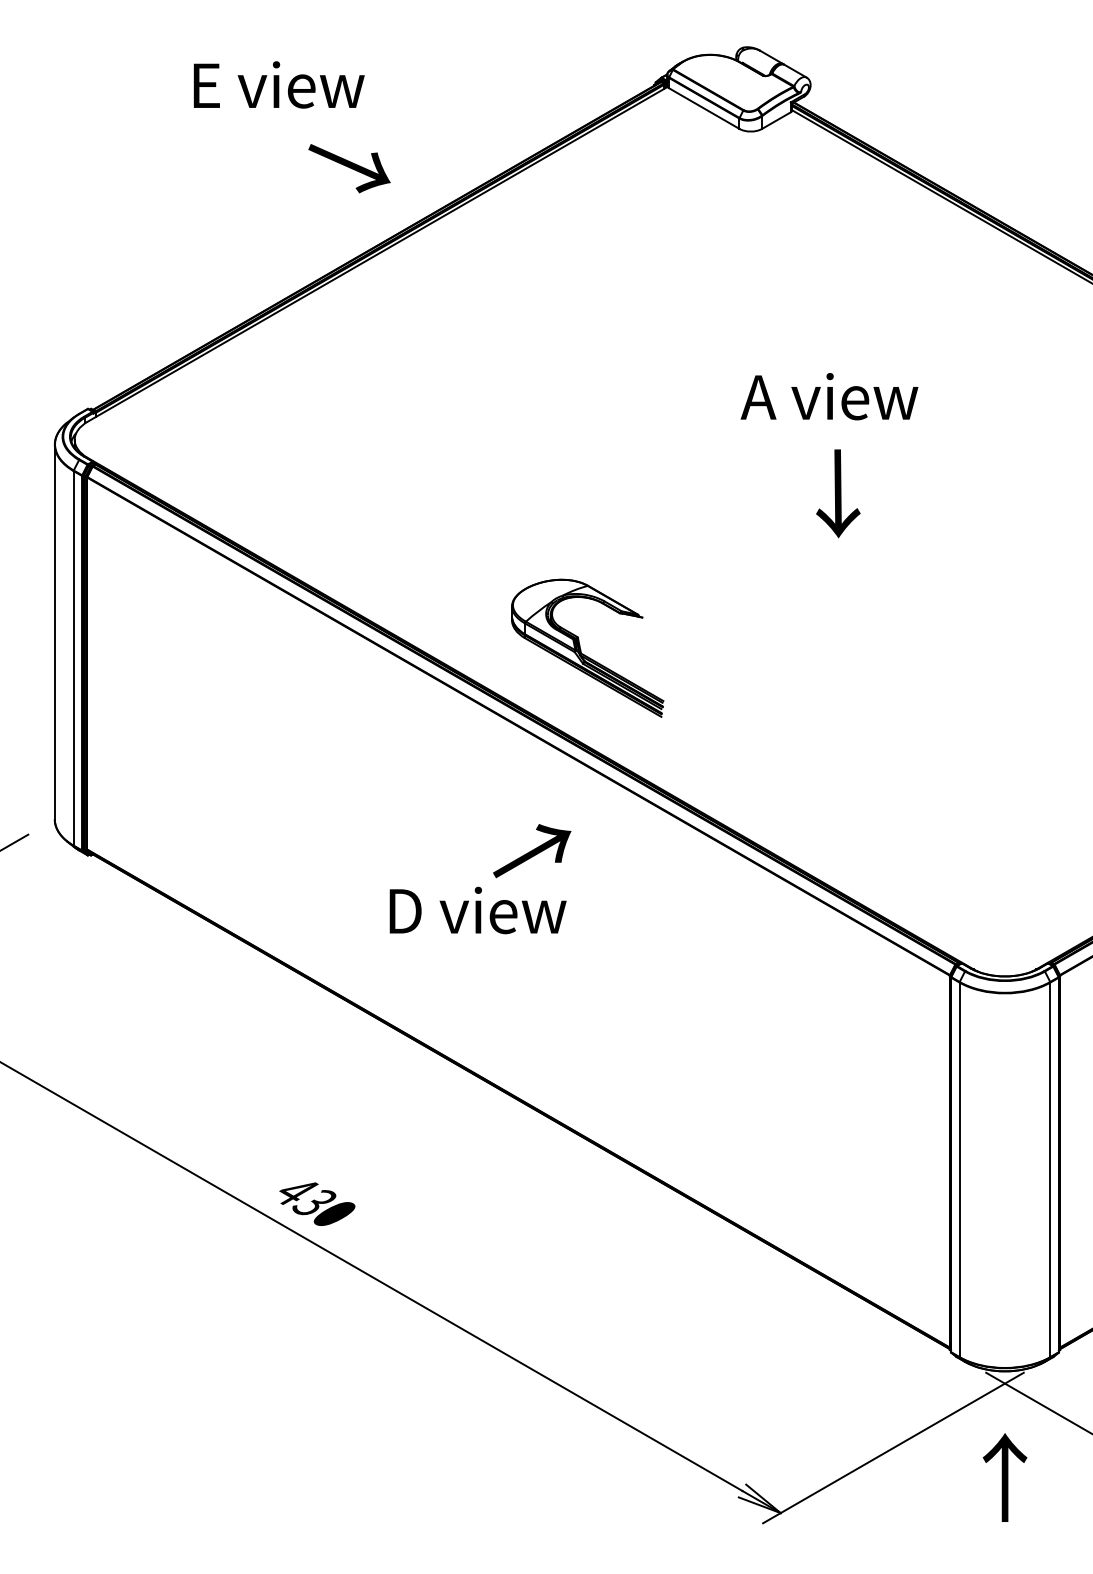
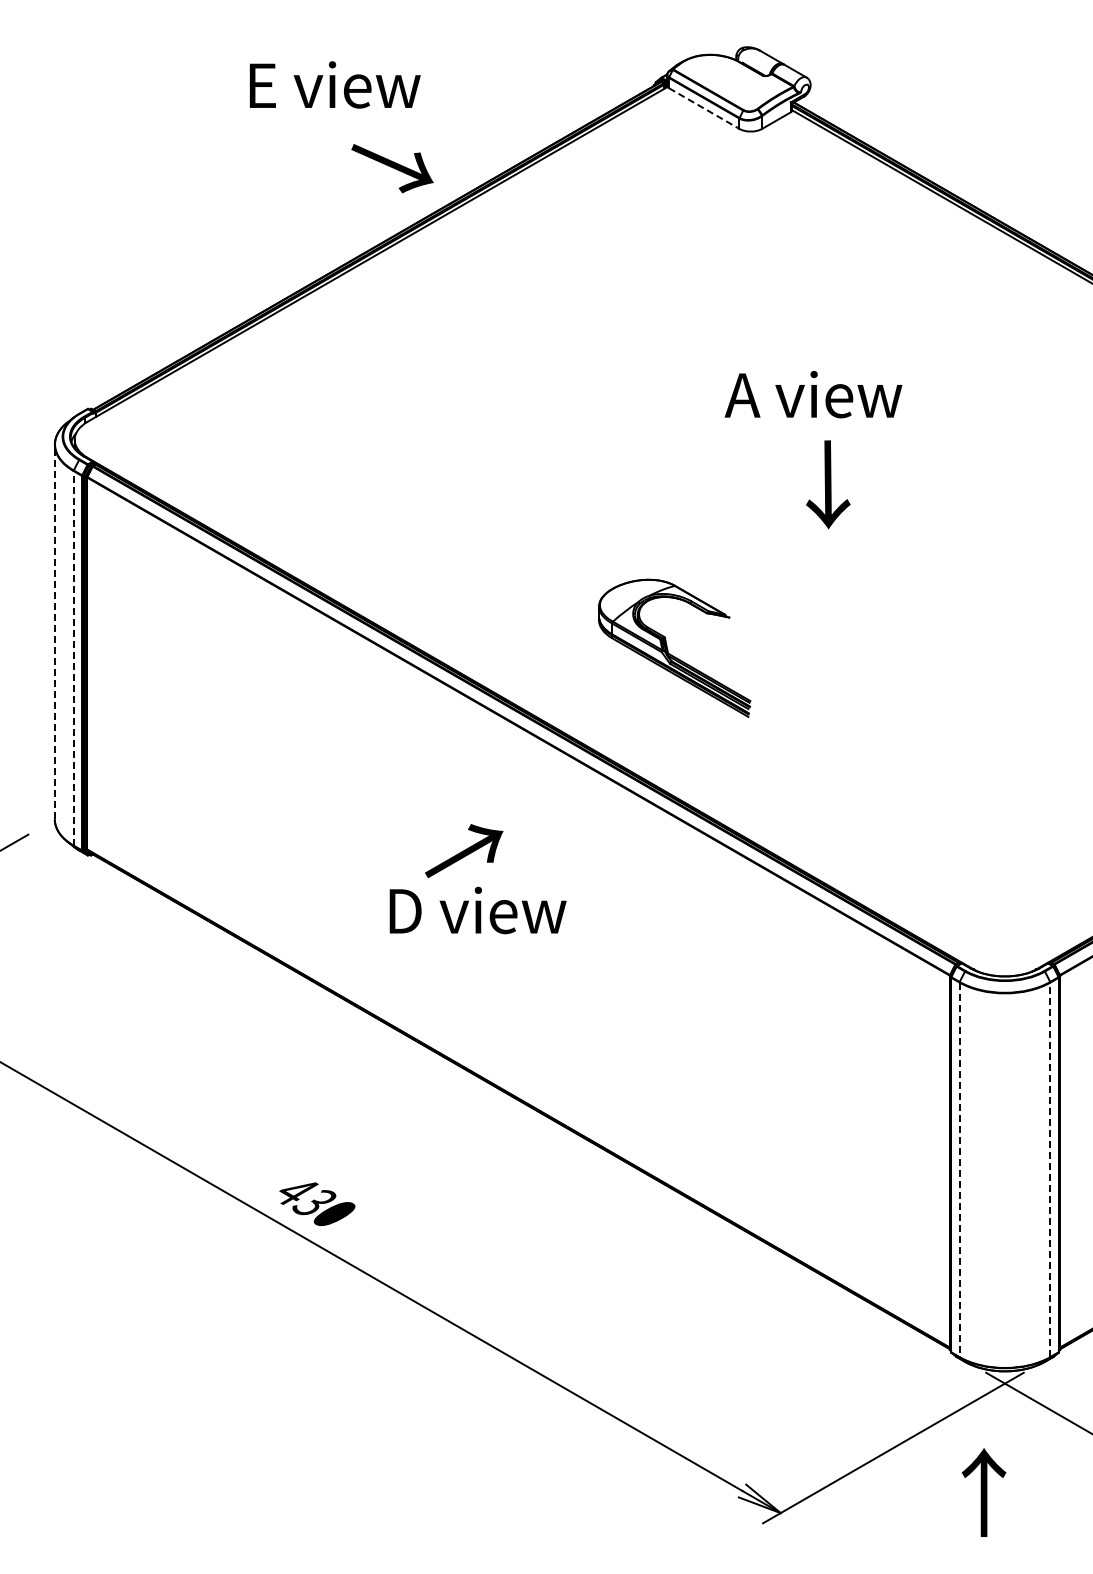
text position: (278, 84) -> (334, 84) (334, 84)
line: solid -> dashed (704, 108)
text position: (349, 168) -> (392, 168) (392, 168)
text position: (829, 396) -> (813, 394) (813, 394)
text position: (838, 493) -> (828, 484) (828, 484)
line: solid -> dashed (54, 631)
part position: (581, 649) -> (668, 649) (668, 649)
line: solid -> dashed (73, 657)
text position: (532, 851) -> (464, 851) (464, 851)
line: solid -> dashed (1050, 1169)
line: solid -> dashed (959, 1170)
text position: (1004, 1477) -> (983, 1492) (983, 1492)
